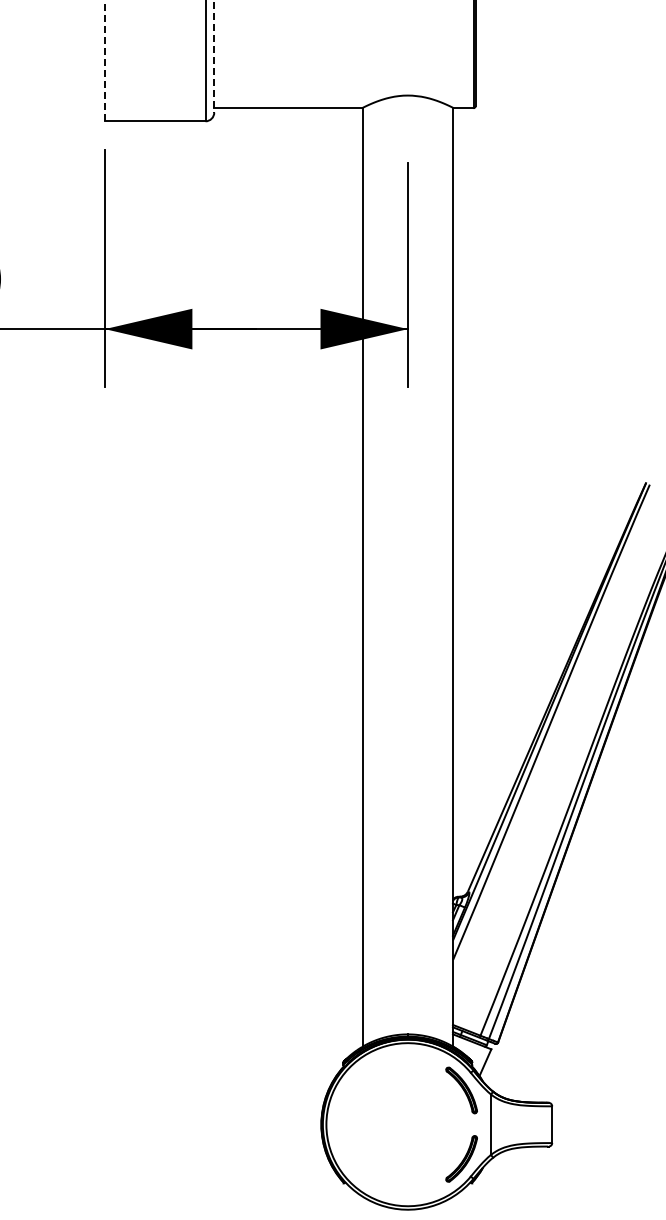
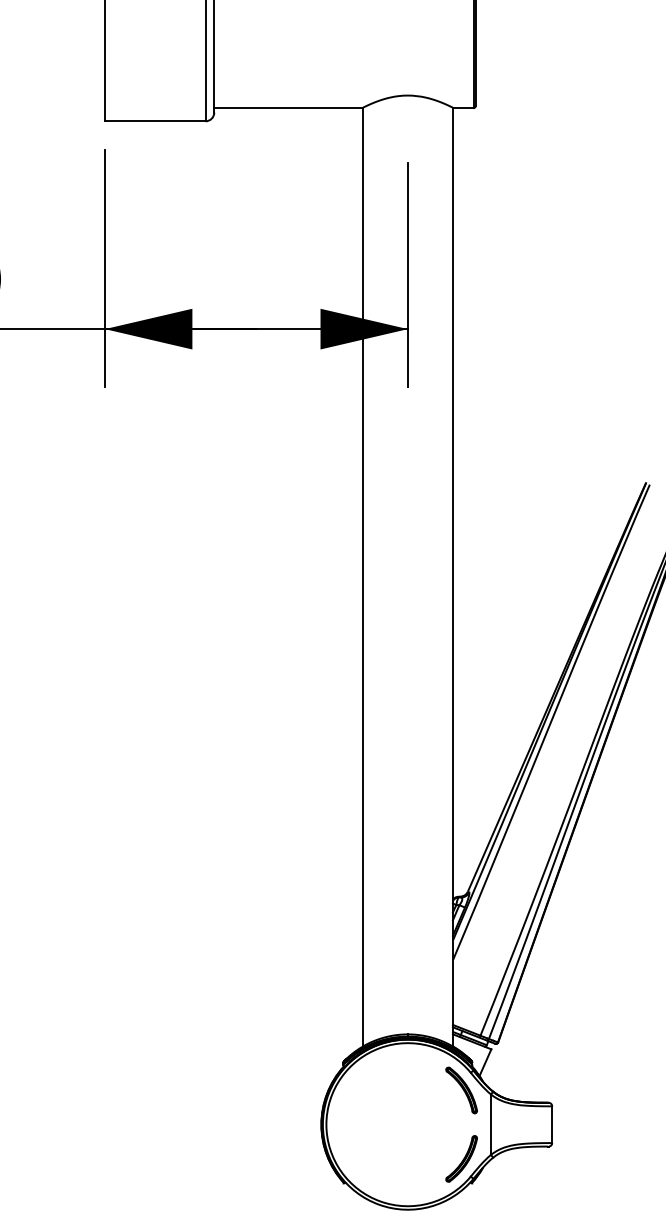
line: dashed -> solid (214, 56)
line: dashed -> solid (104, 60)
